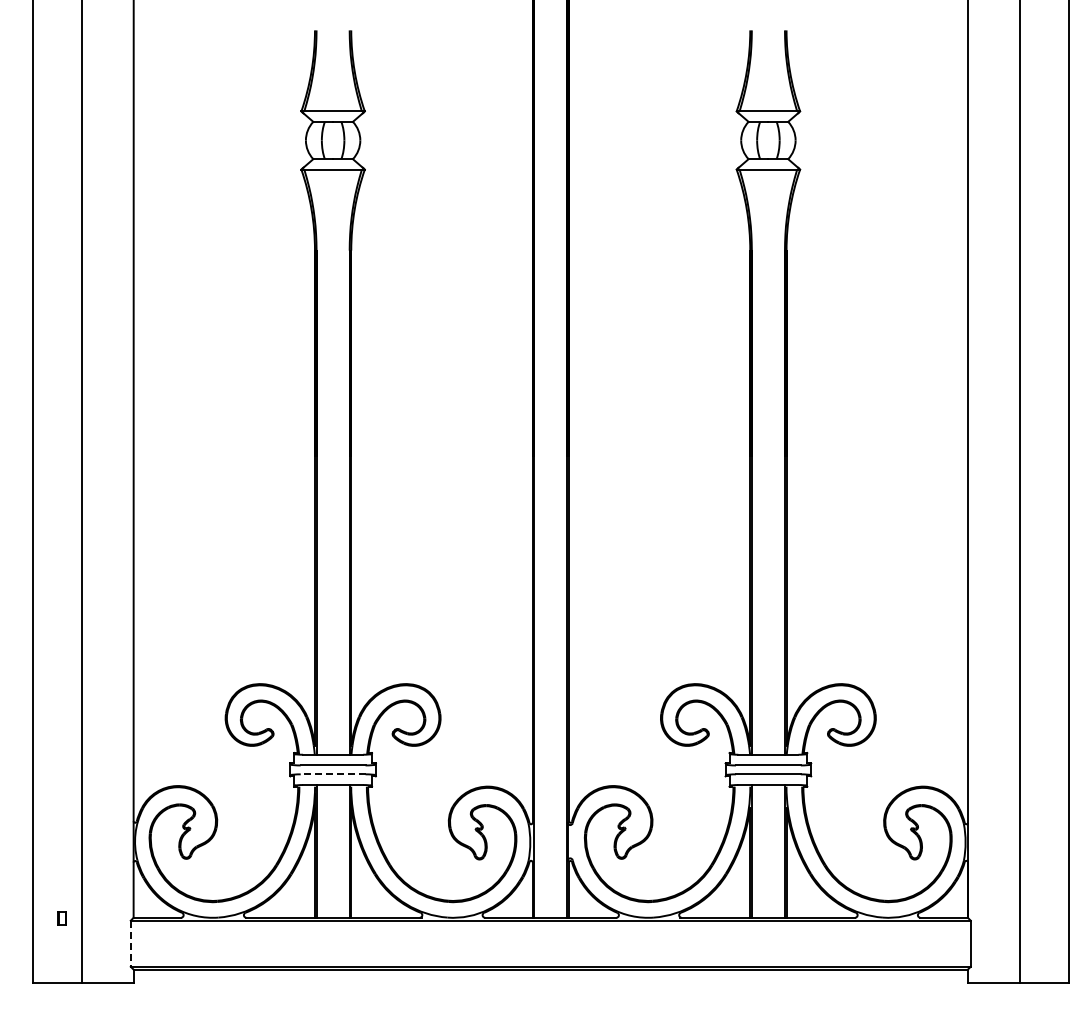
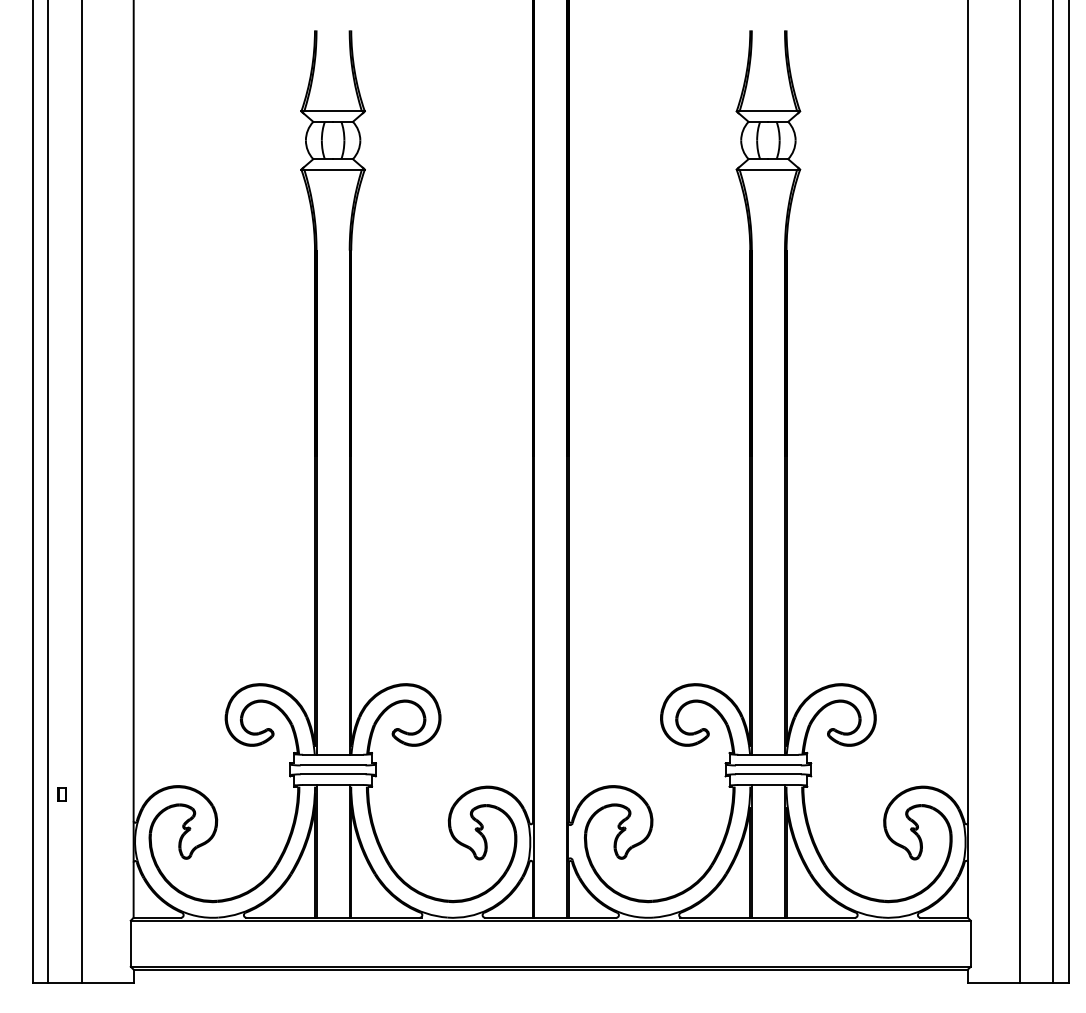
line: none -> present (48, 492)
line: none -> present (1053, 492)
line: dashed -> solid (332, 774)
part position: (61, 918) -> (61, 794) (61, 794)
line: dashed -> solid (130, 944)
